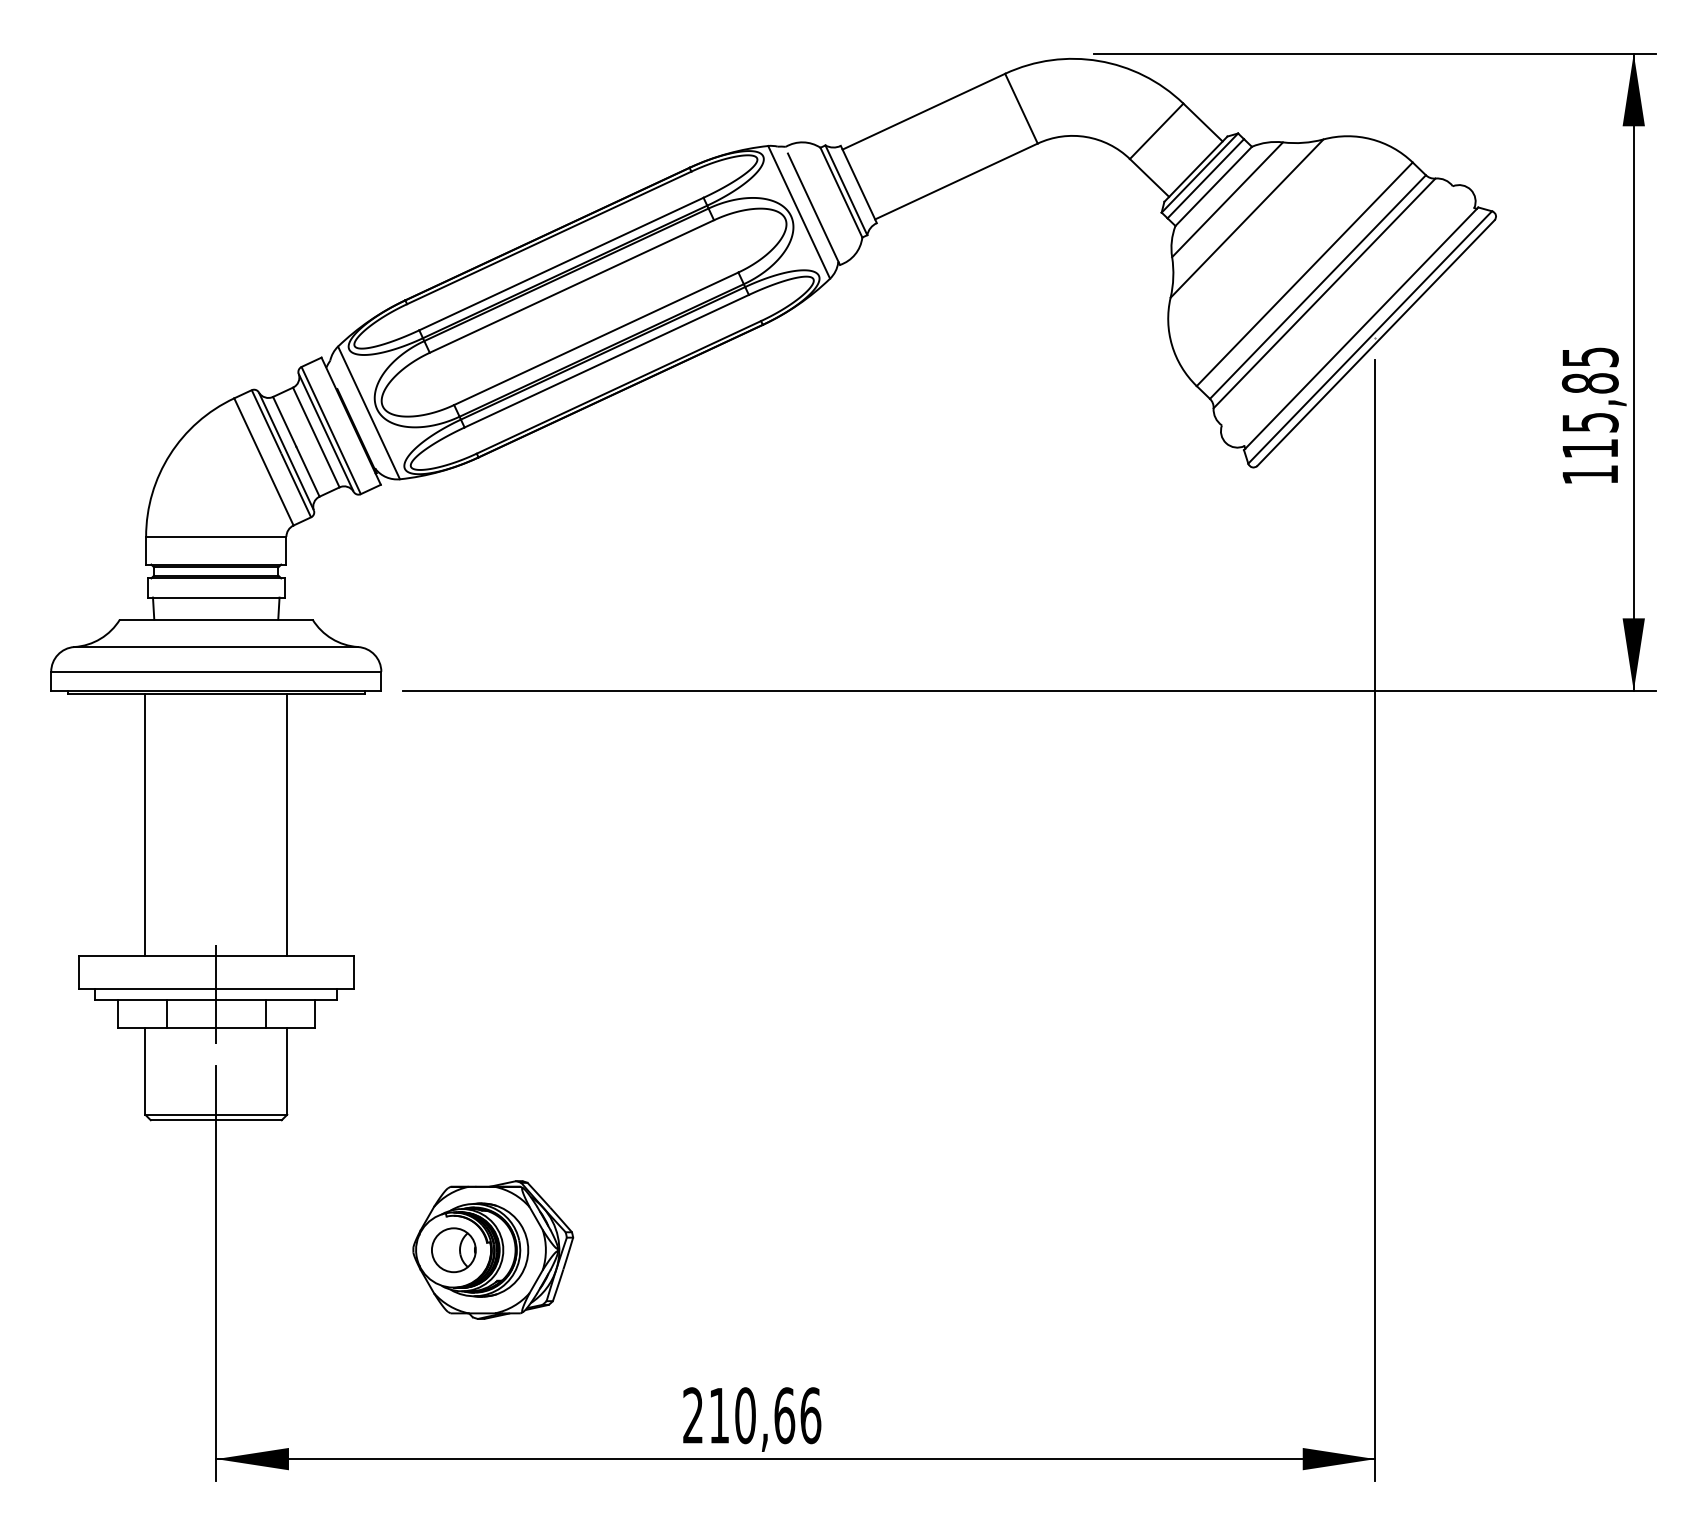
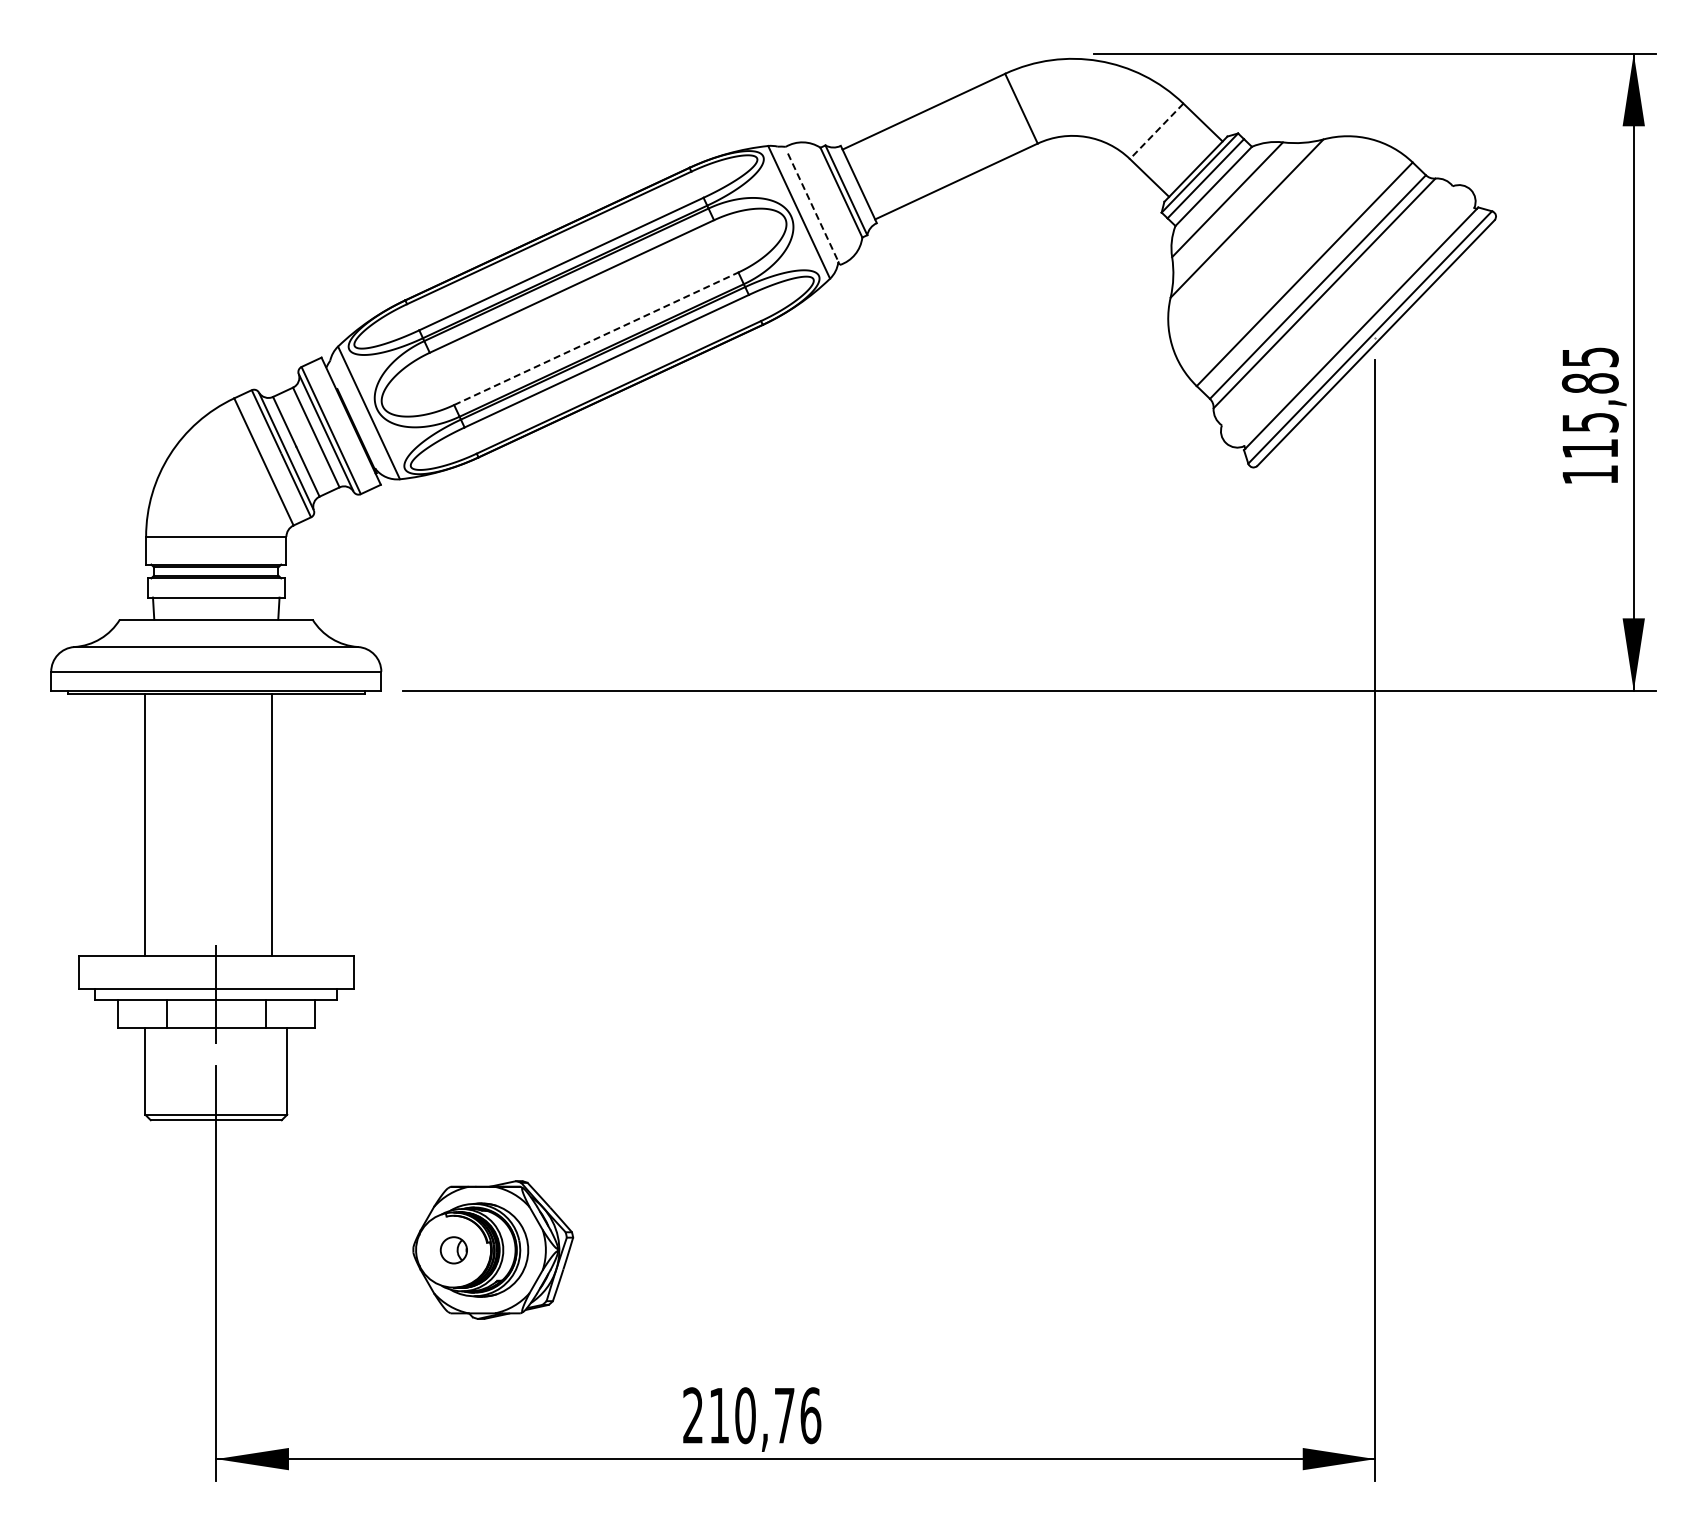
line: solid -> dashed (1156, 131)
line: solid -> dashed (814, 209)
line: solid -> dashed (596, 338)
line position: (287, 824) -> (272, 824) (272, 824)
part size: 46x47 px -> 29x29 px (453, 1250)
text: 210,66 -> 210,76 (784, 1415)
